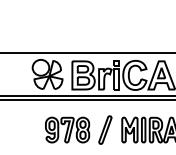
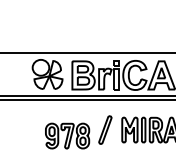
part position: (67, 129) -> (67, 135) (67, 135)
